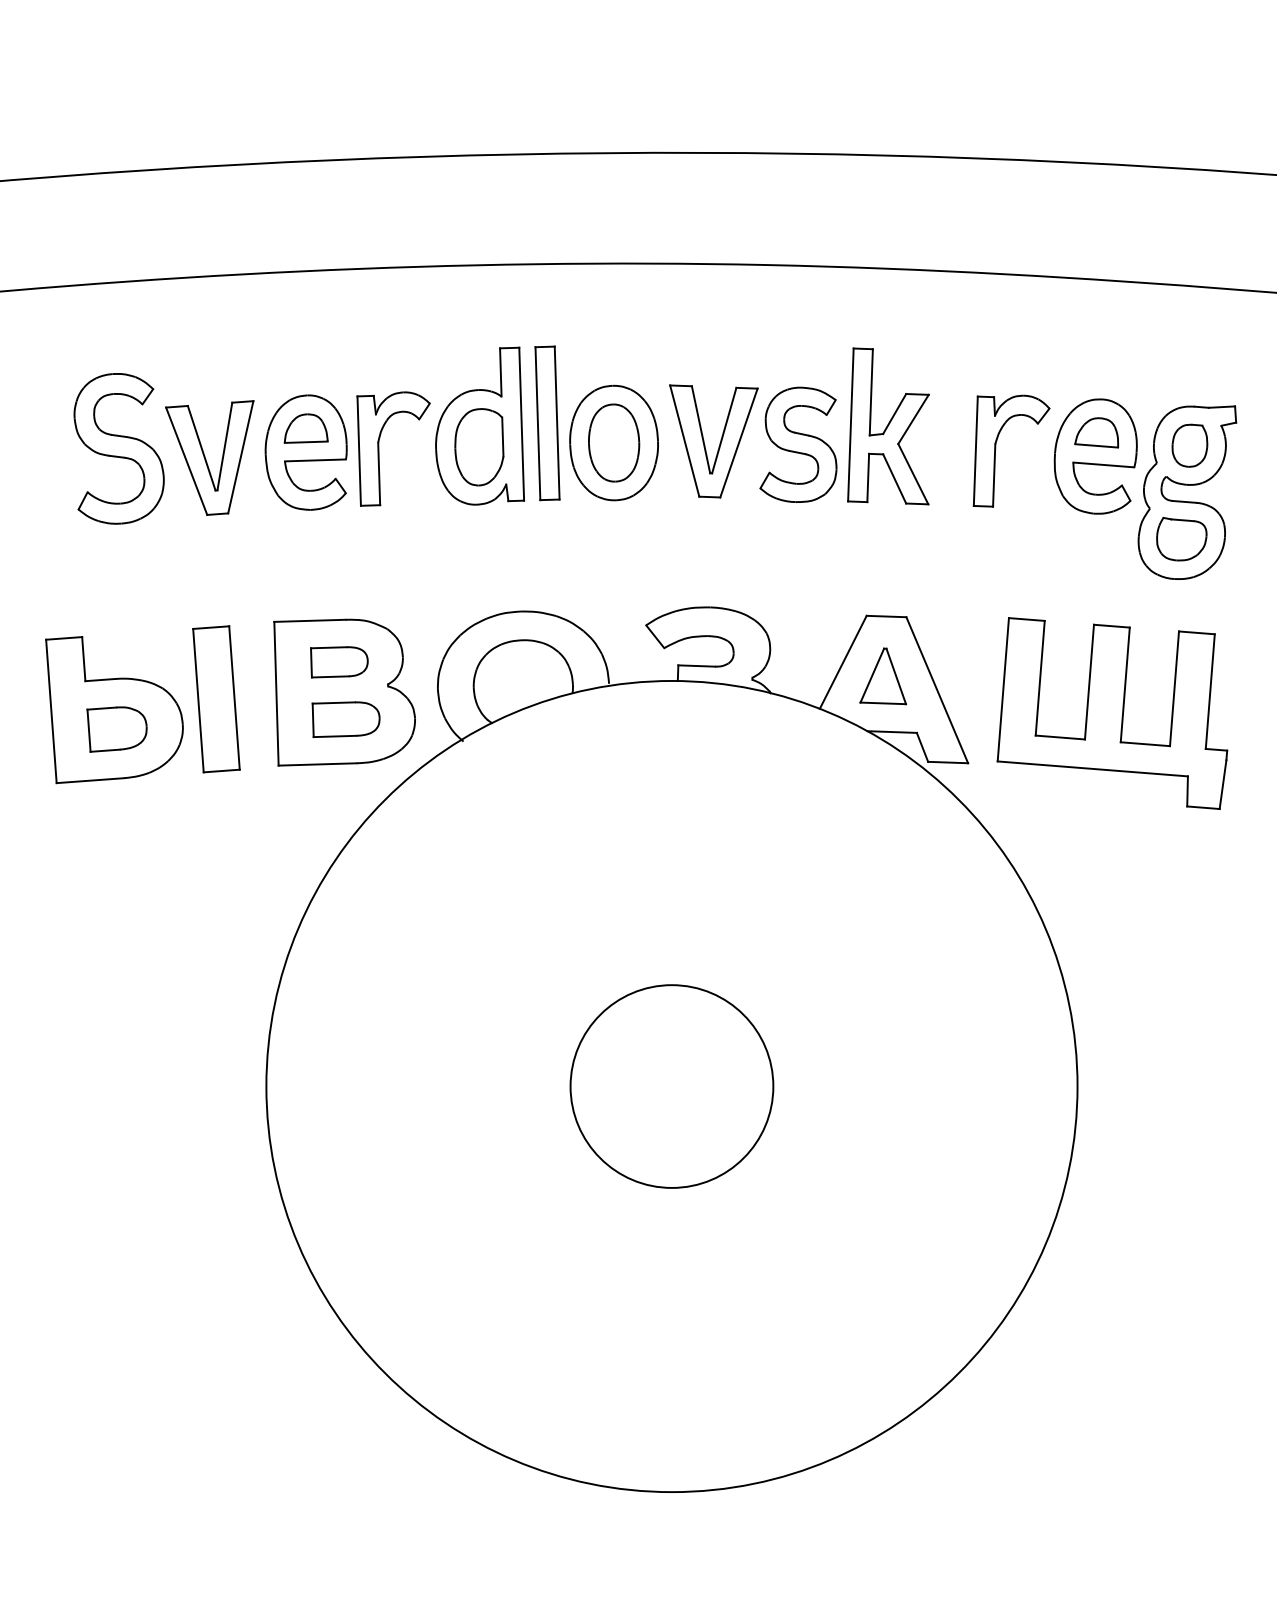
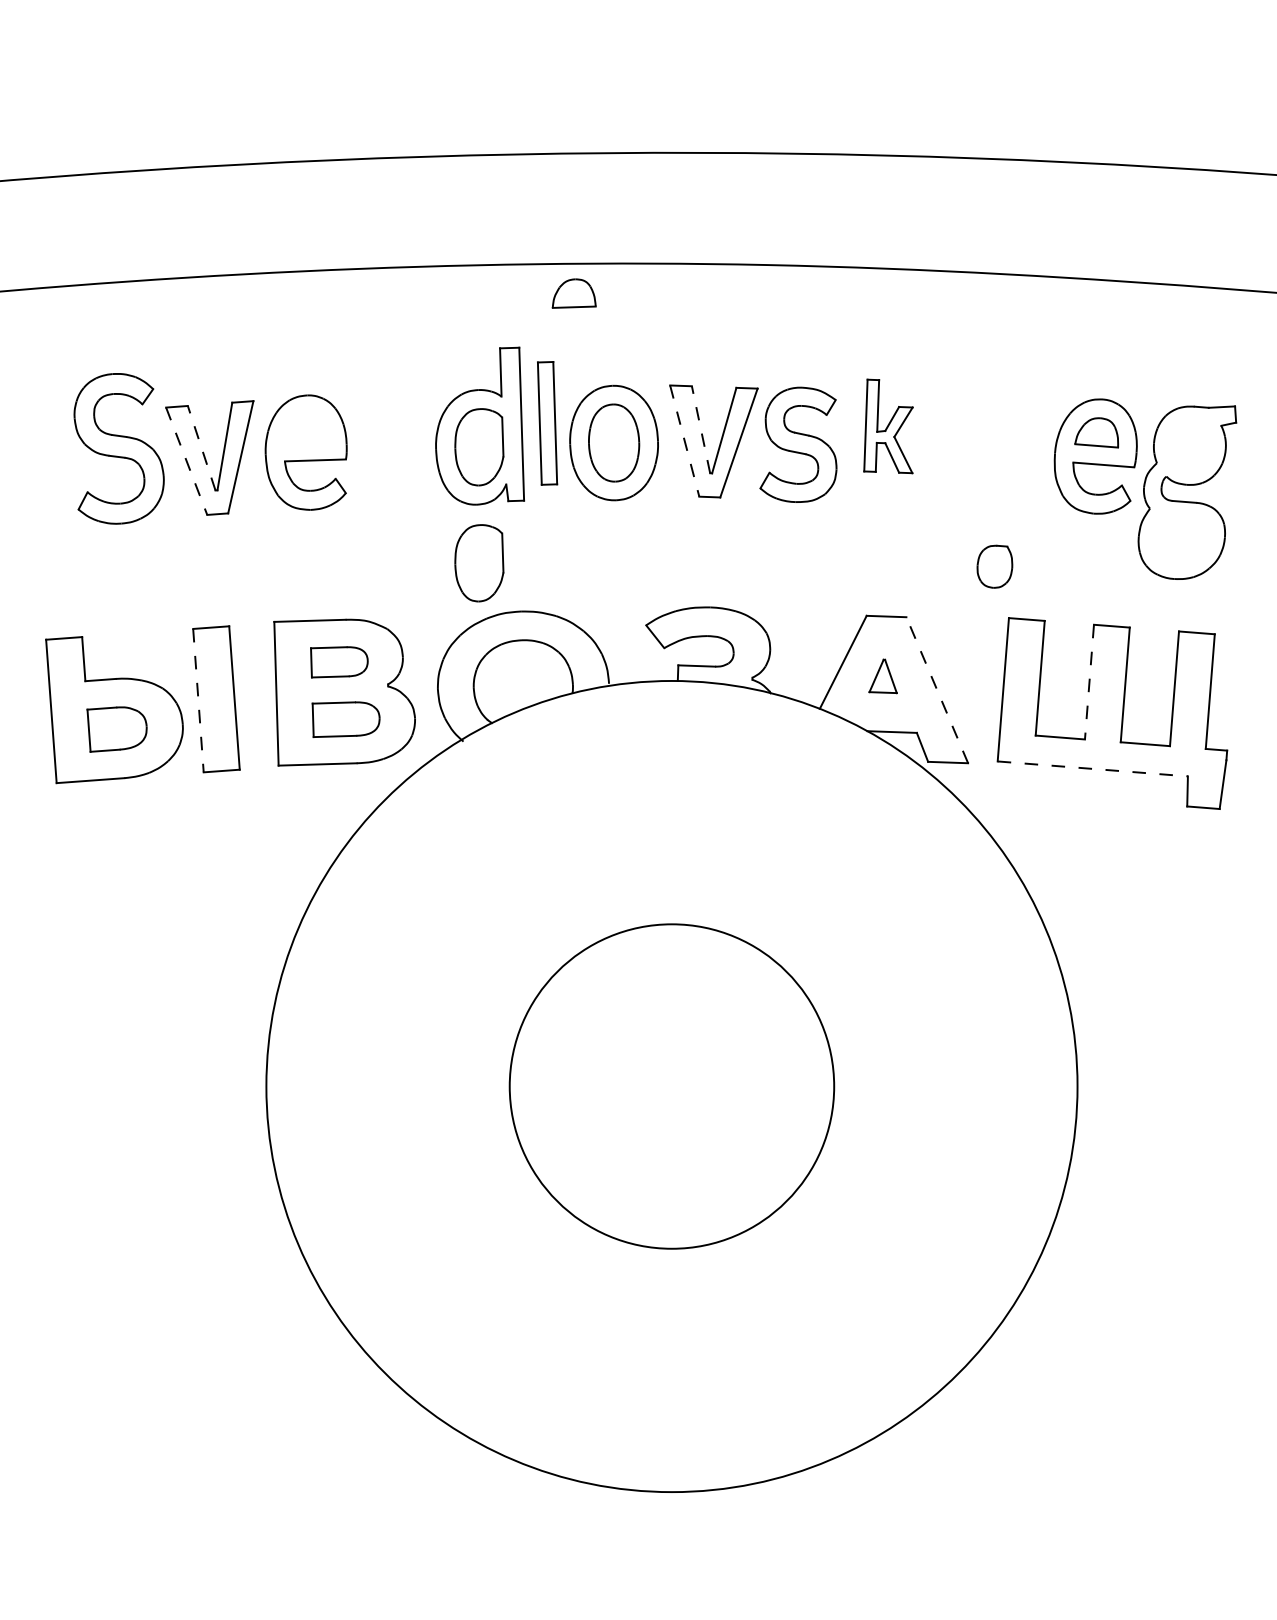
part size: 27x157 px -> 22x125 px (547, 423)
part size: 83x159 px -> 51x97 px (888, 426)
part position: (305, 428) -> (573, 293) (573, 293)
line: solid -> dashed (700, 429)
line: solid -> dashed (684, 441)
part position: (1189, 445) -> (994, 566) (994, 566)
line: solid -> dashed (201, 447)
part: present -> none (379, 448)
part: present -> none (996, 448)
line: solid -> dashed (186, 461)
part: present -> none (1181, 539)
part: none -> present (479, 563)
part size: 48x59 px -> 30x37 px (882, 676)
line: solid -> dashed (1089, 682)
line: solid -> dashed (937, 689)
line: solid -> dashed (198, 700)
line: solid -> dashed (1093, 768)
circle diameter: 203 px -> 324 px (671, 1086)
